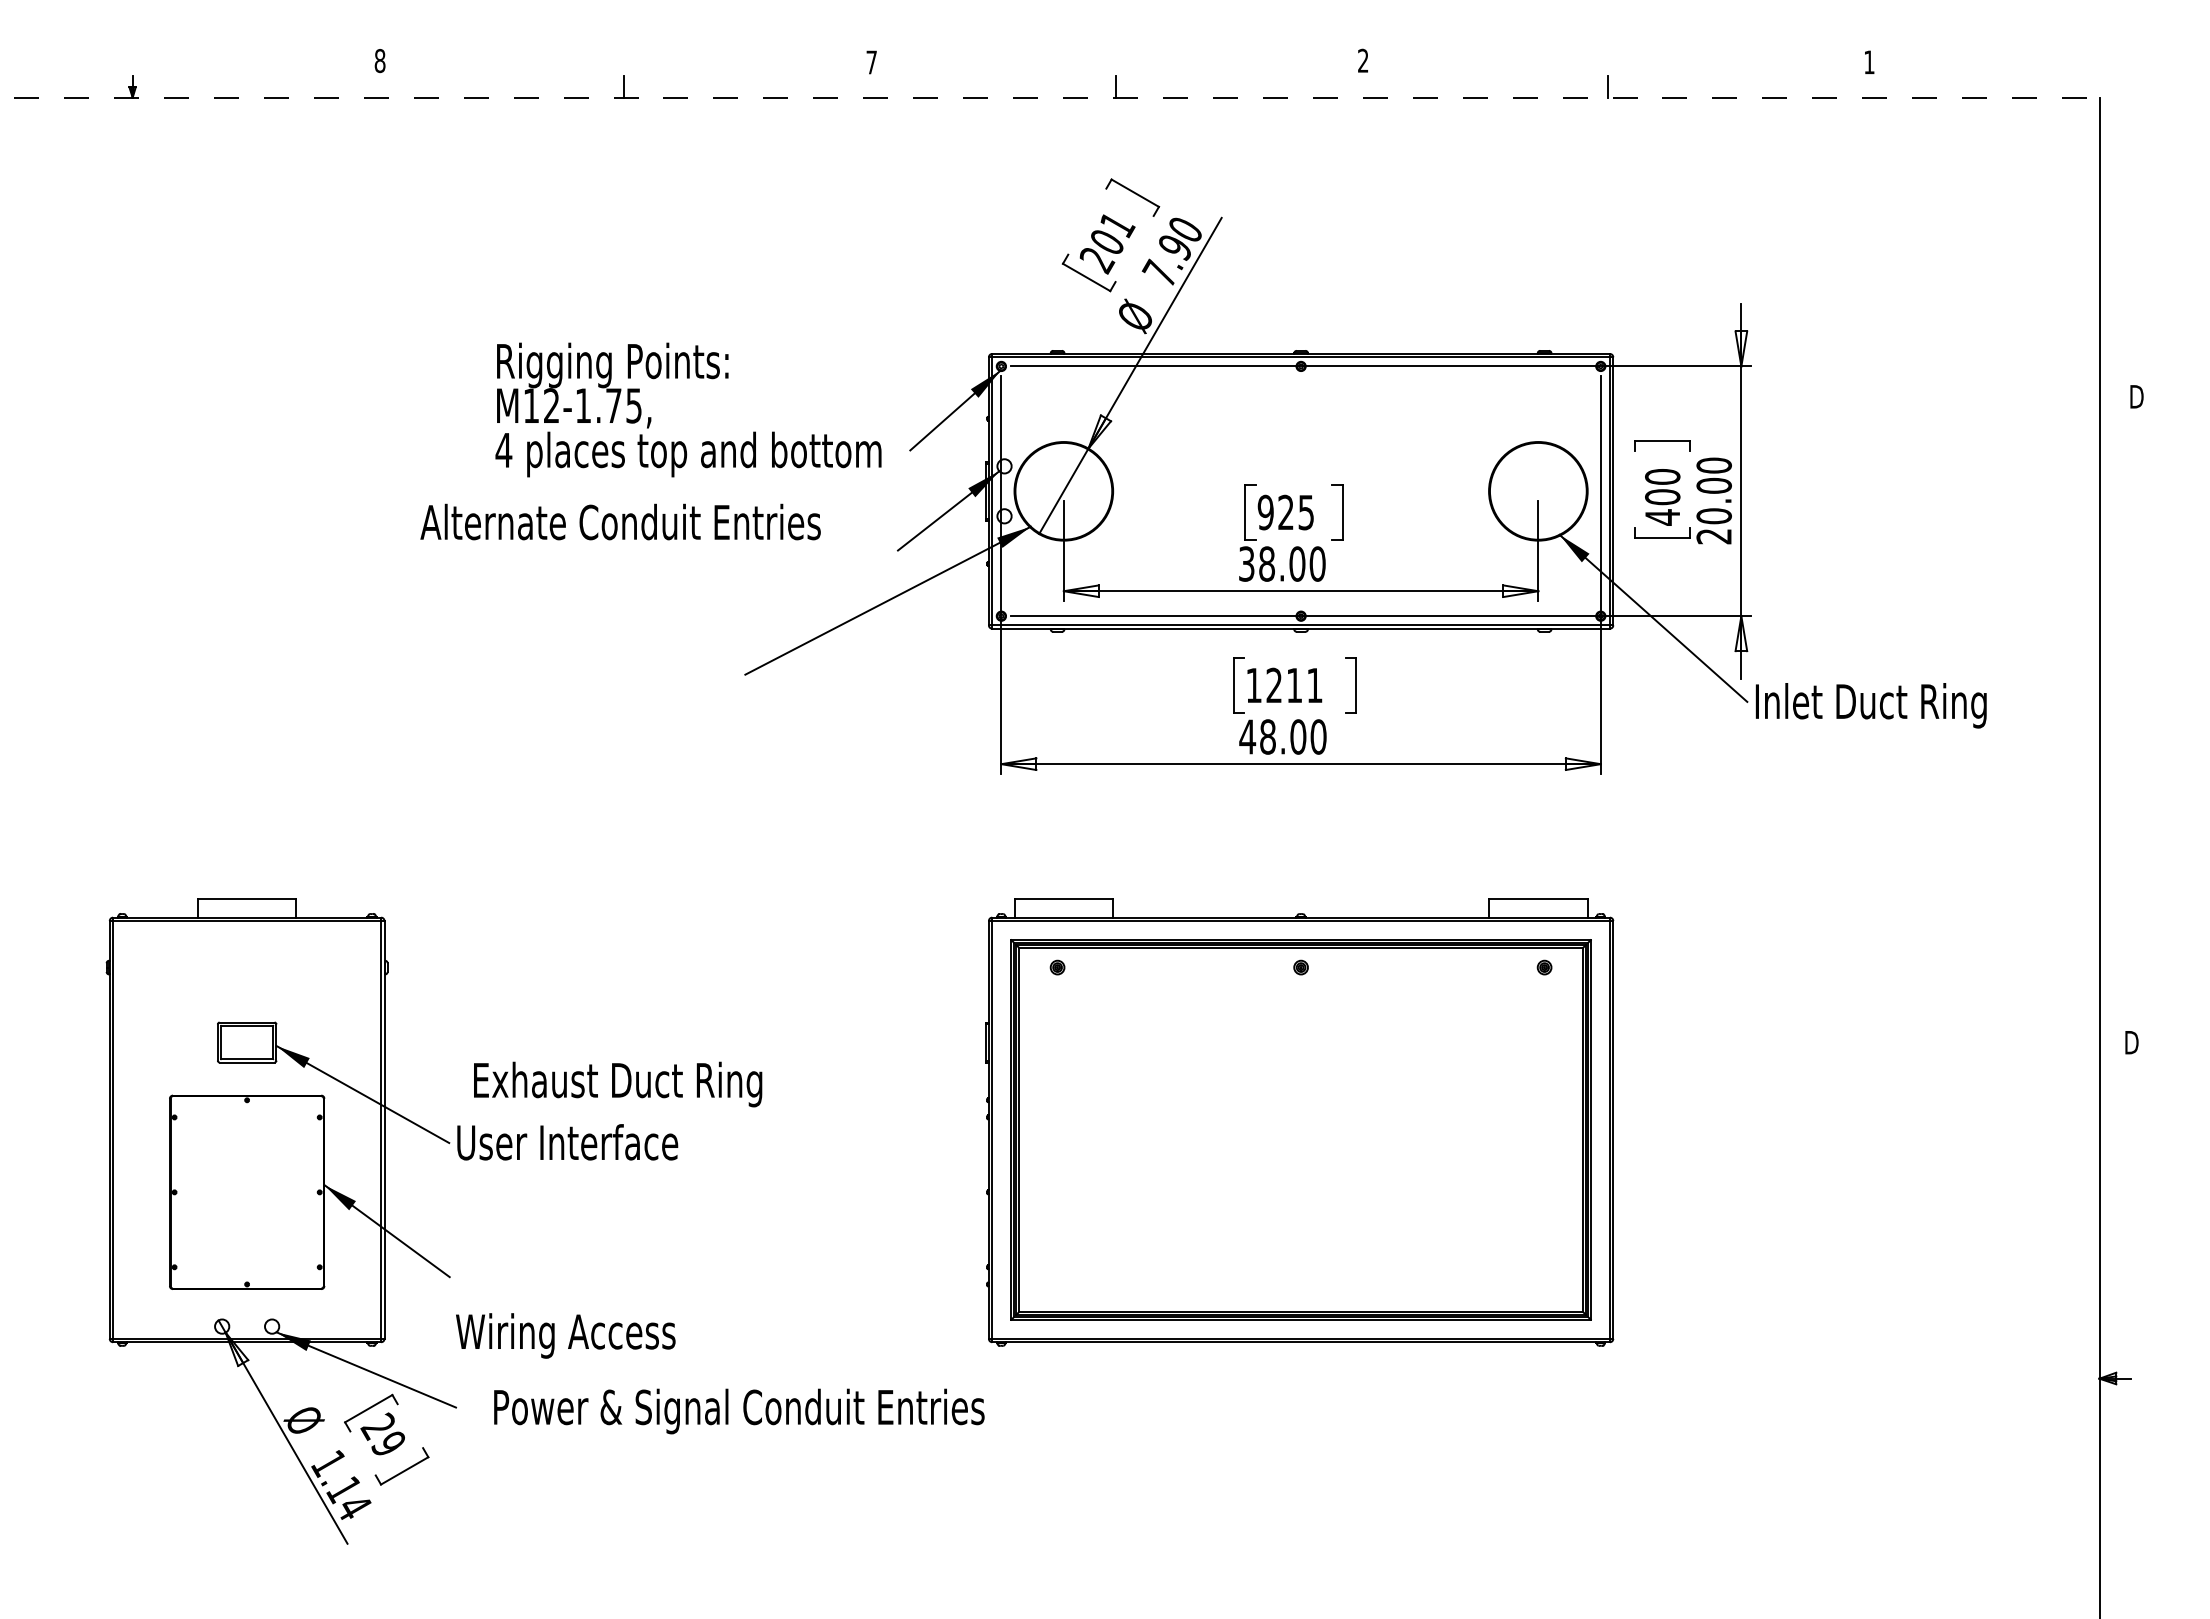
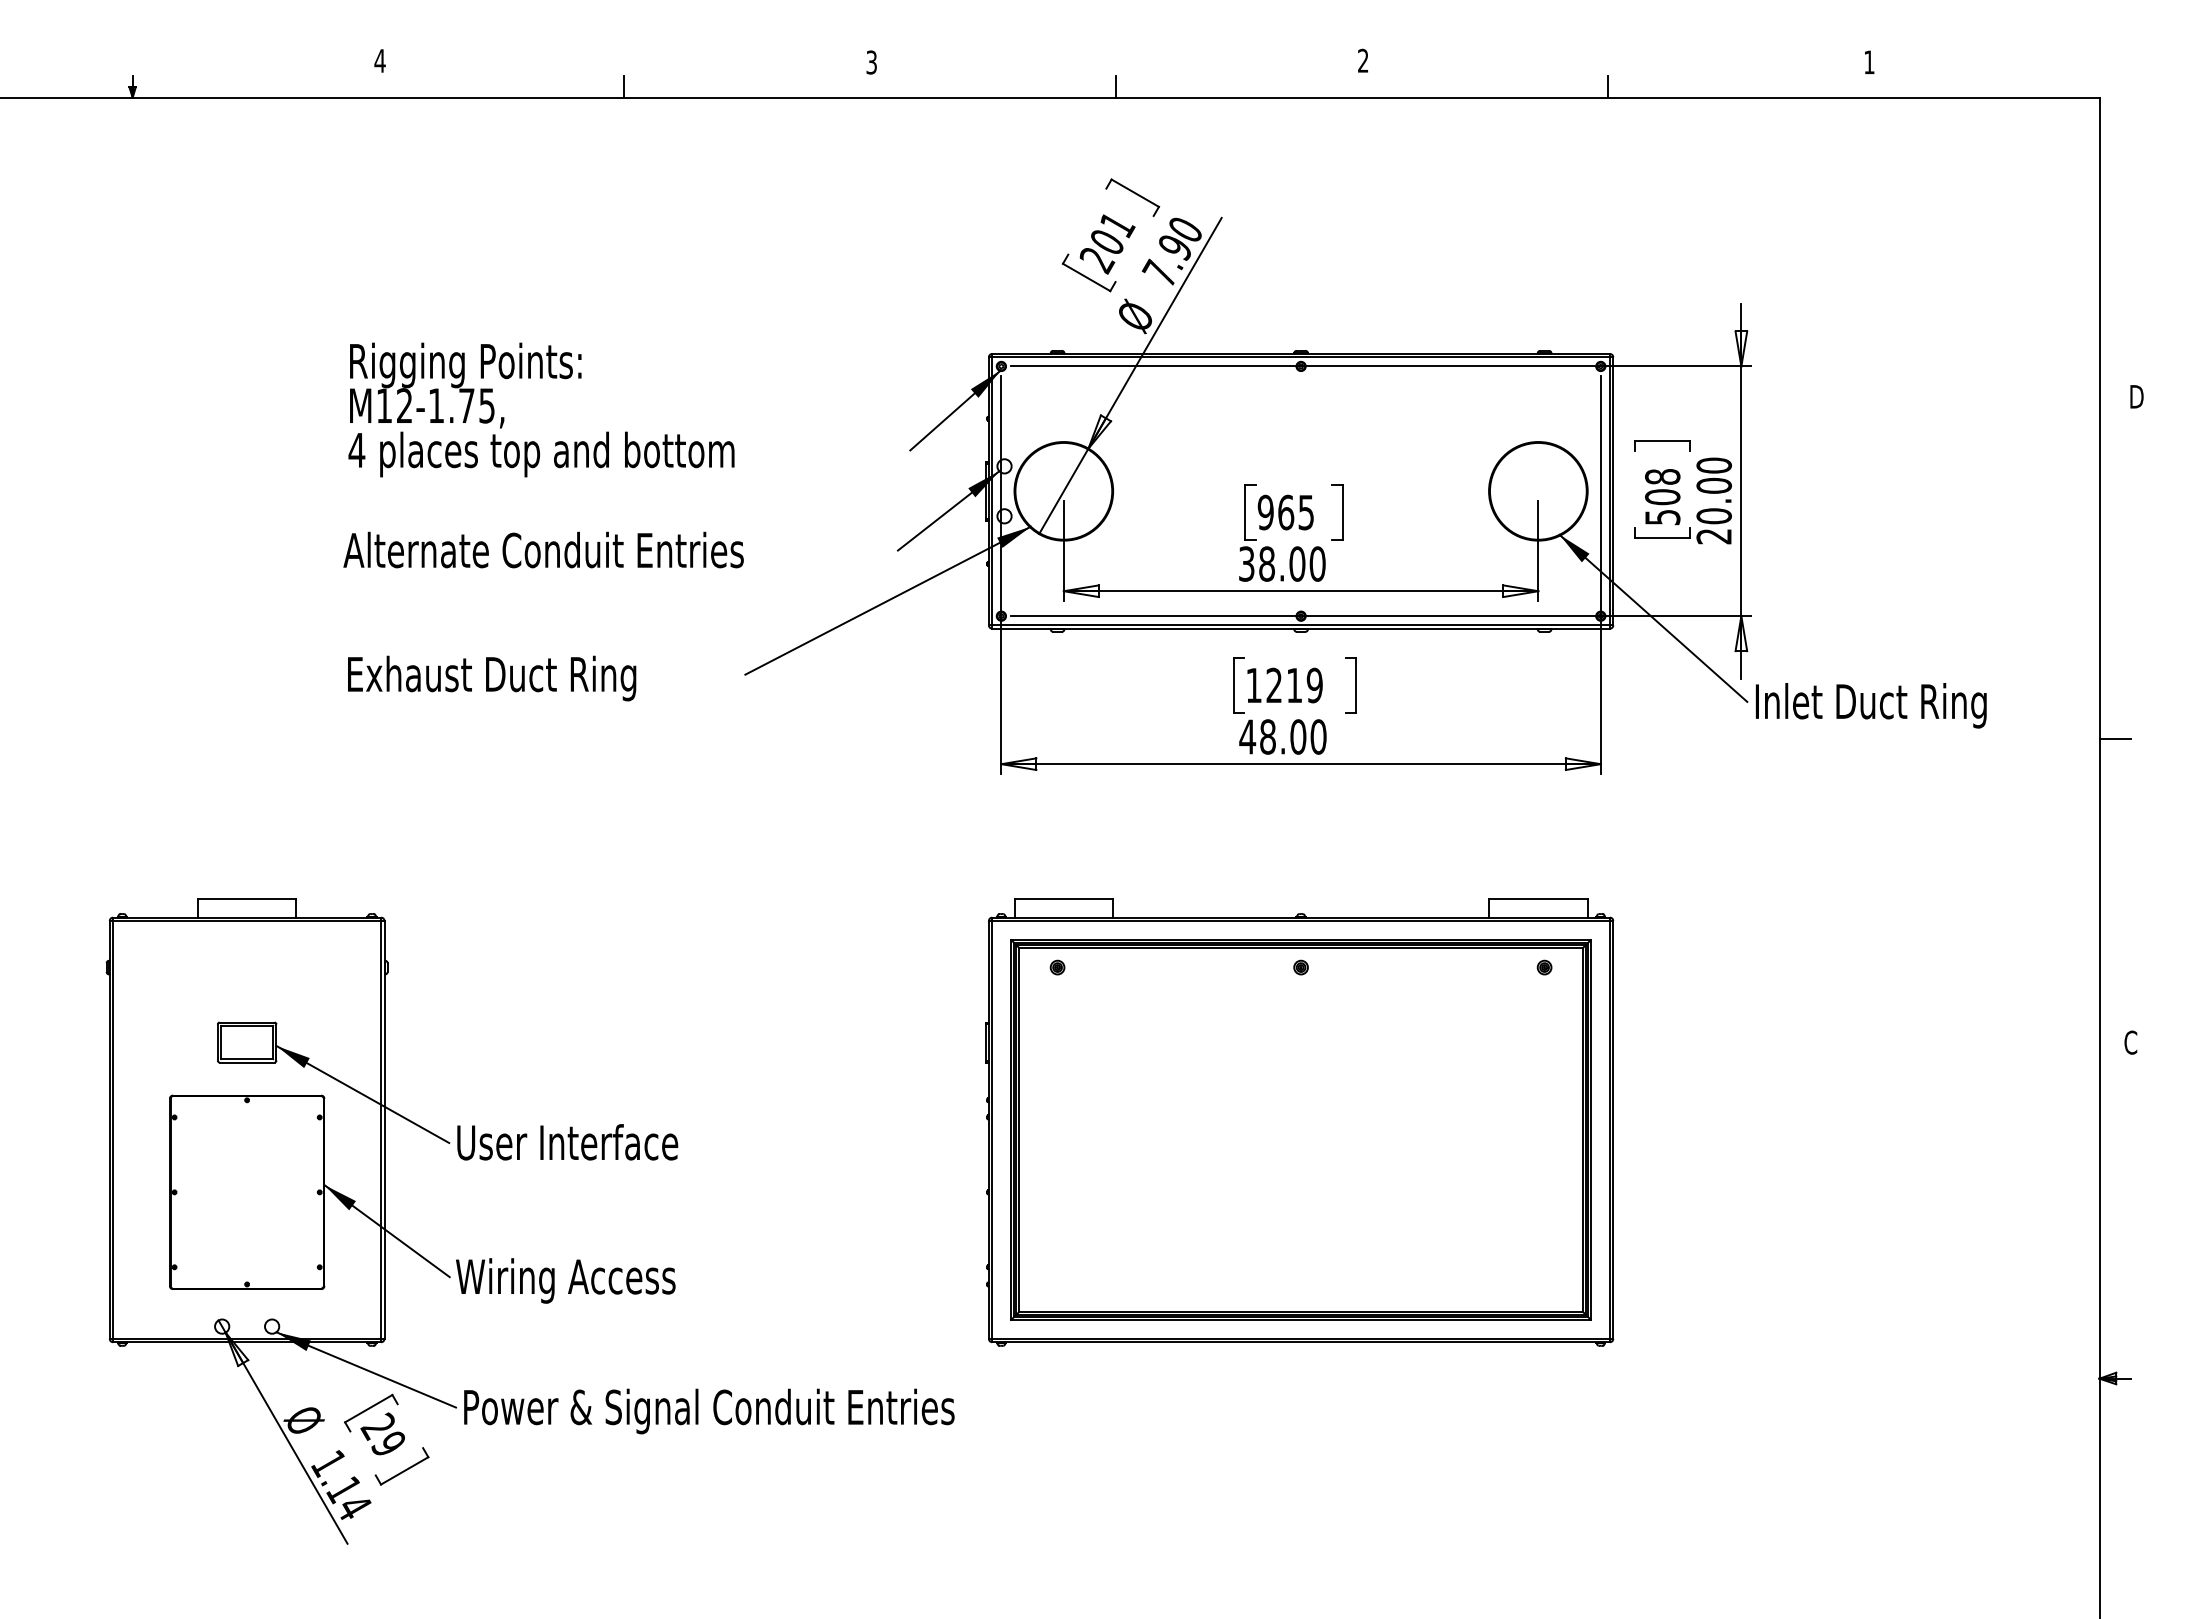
text: 8 -> 4 (379, 61)
text: 7 -> 3 (871, 62)
line: dashed -> solid (1050, 97)
text position: (688, 409) -> (541, 409) (541, 409)
text: 400 -> 508 (1662, 497)
text: 925 -> 965 (1286, 512)
text position: (620, 521) -> (543, 549) (543, 549)
text: 1211 -> 1219 (1314, 685)
line: none -> present (2114, 738)
text: D -> C (2131, 1042)
text position: (618, 1084) -> (492, 678) (492, 678)
text position: (565, 1335) -> (565, 1280) (565, 1280)
text position: (739, 1411) -> (709, 1411) (709, 1411)
